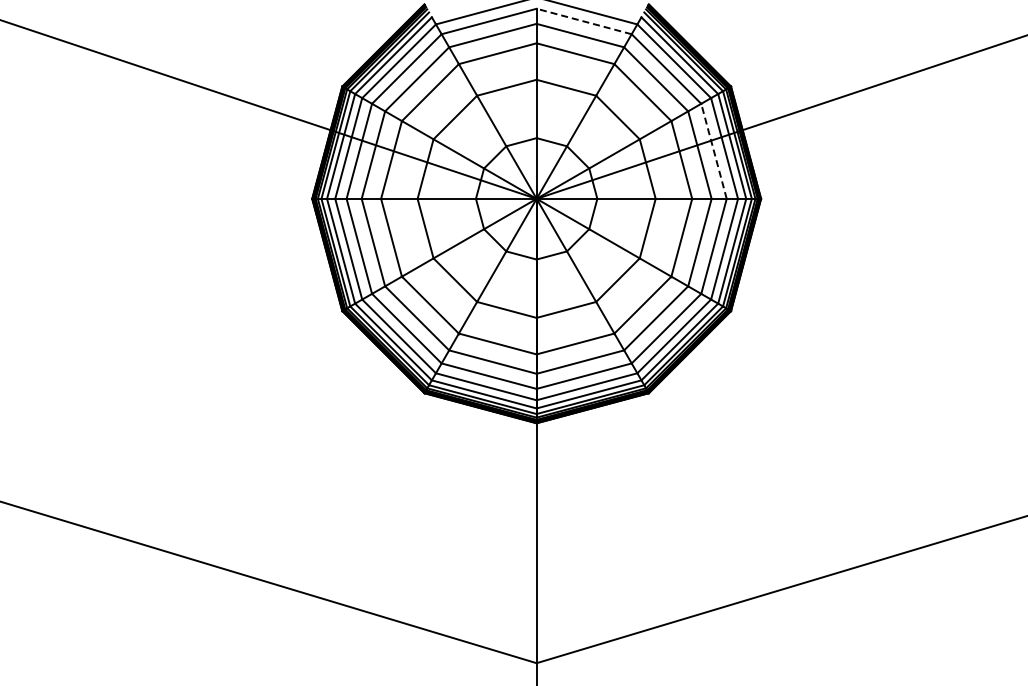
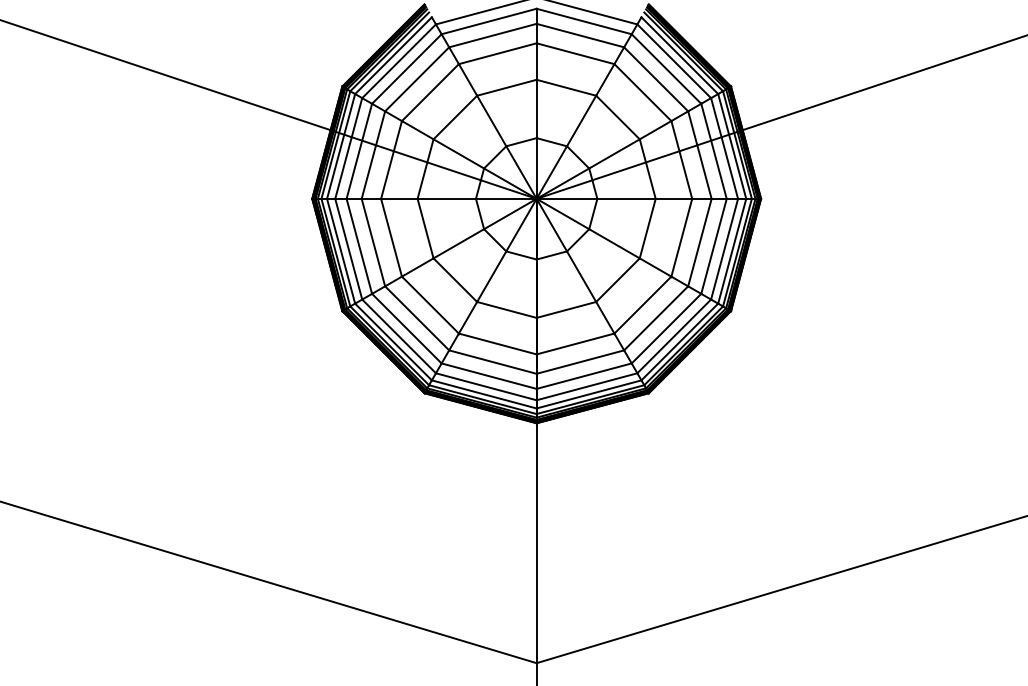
line: dashed -> solid (583, 21)
line: dashed -> solid (713, 150)
